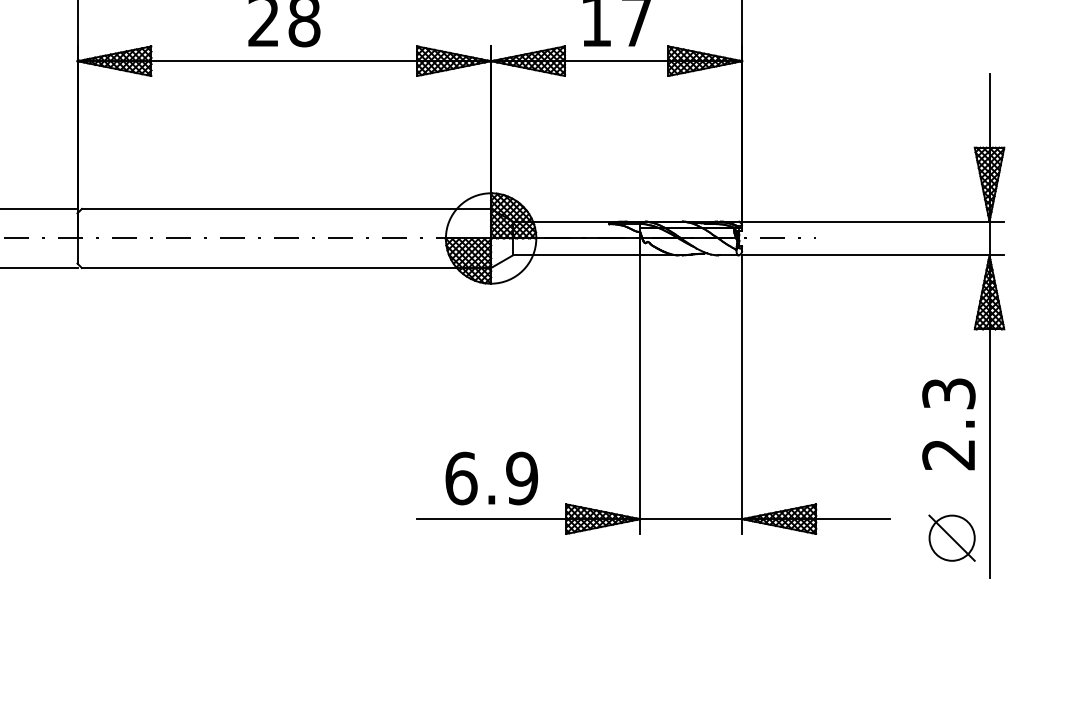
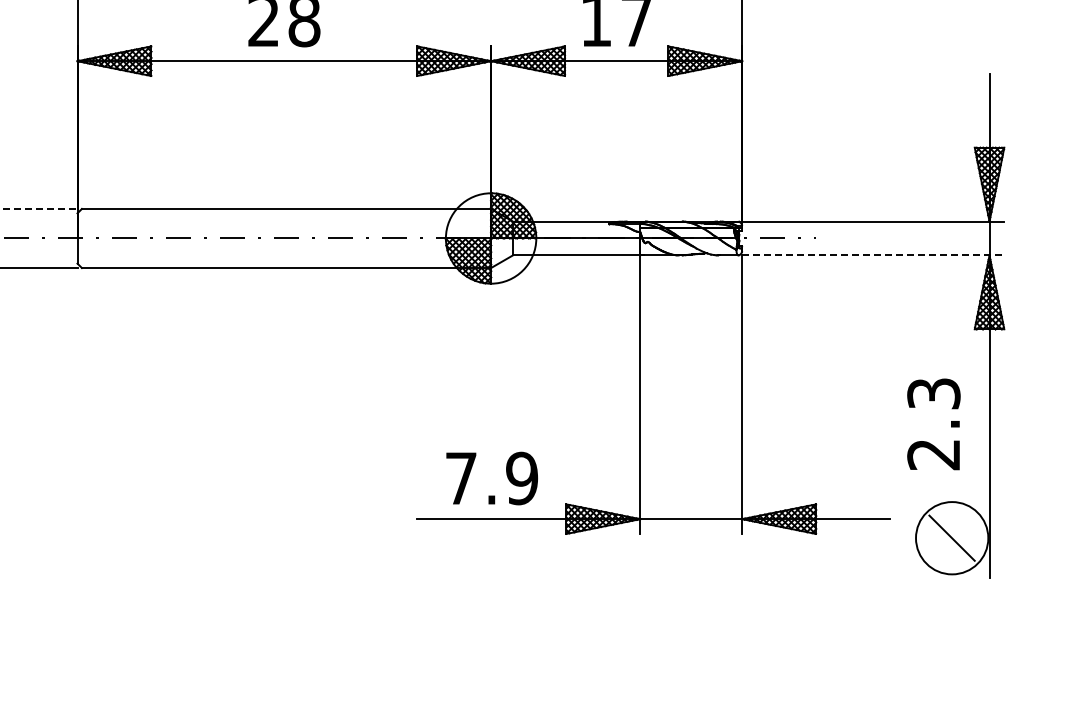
line: solid -> dashed (39, 208)
line: solid -> dashed (873, 255)
text position: (948, 424) -> (933, 424) (933, 424)
text: 6.9 -> 7.9 (461, 478)
circle diameter: 45 px -> 72 px (952, 538)
